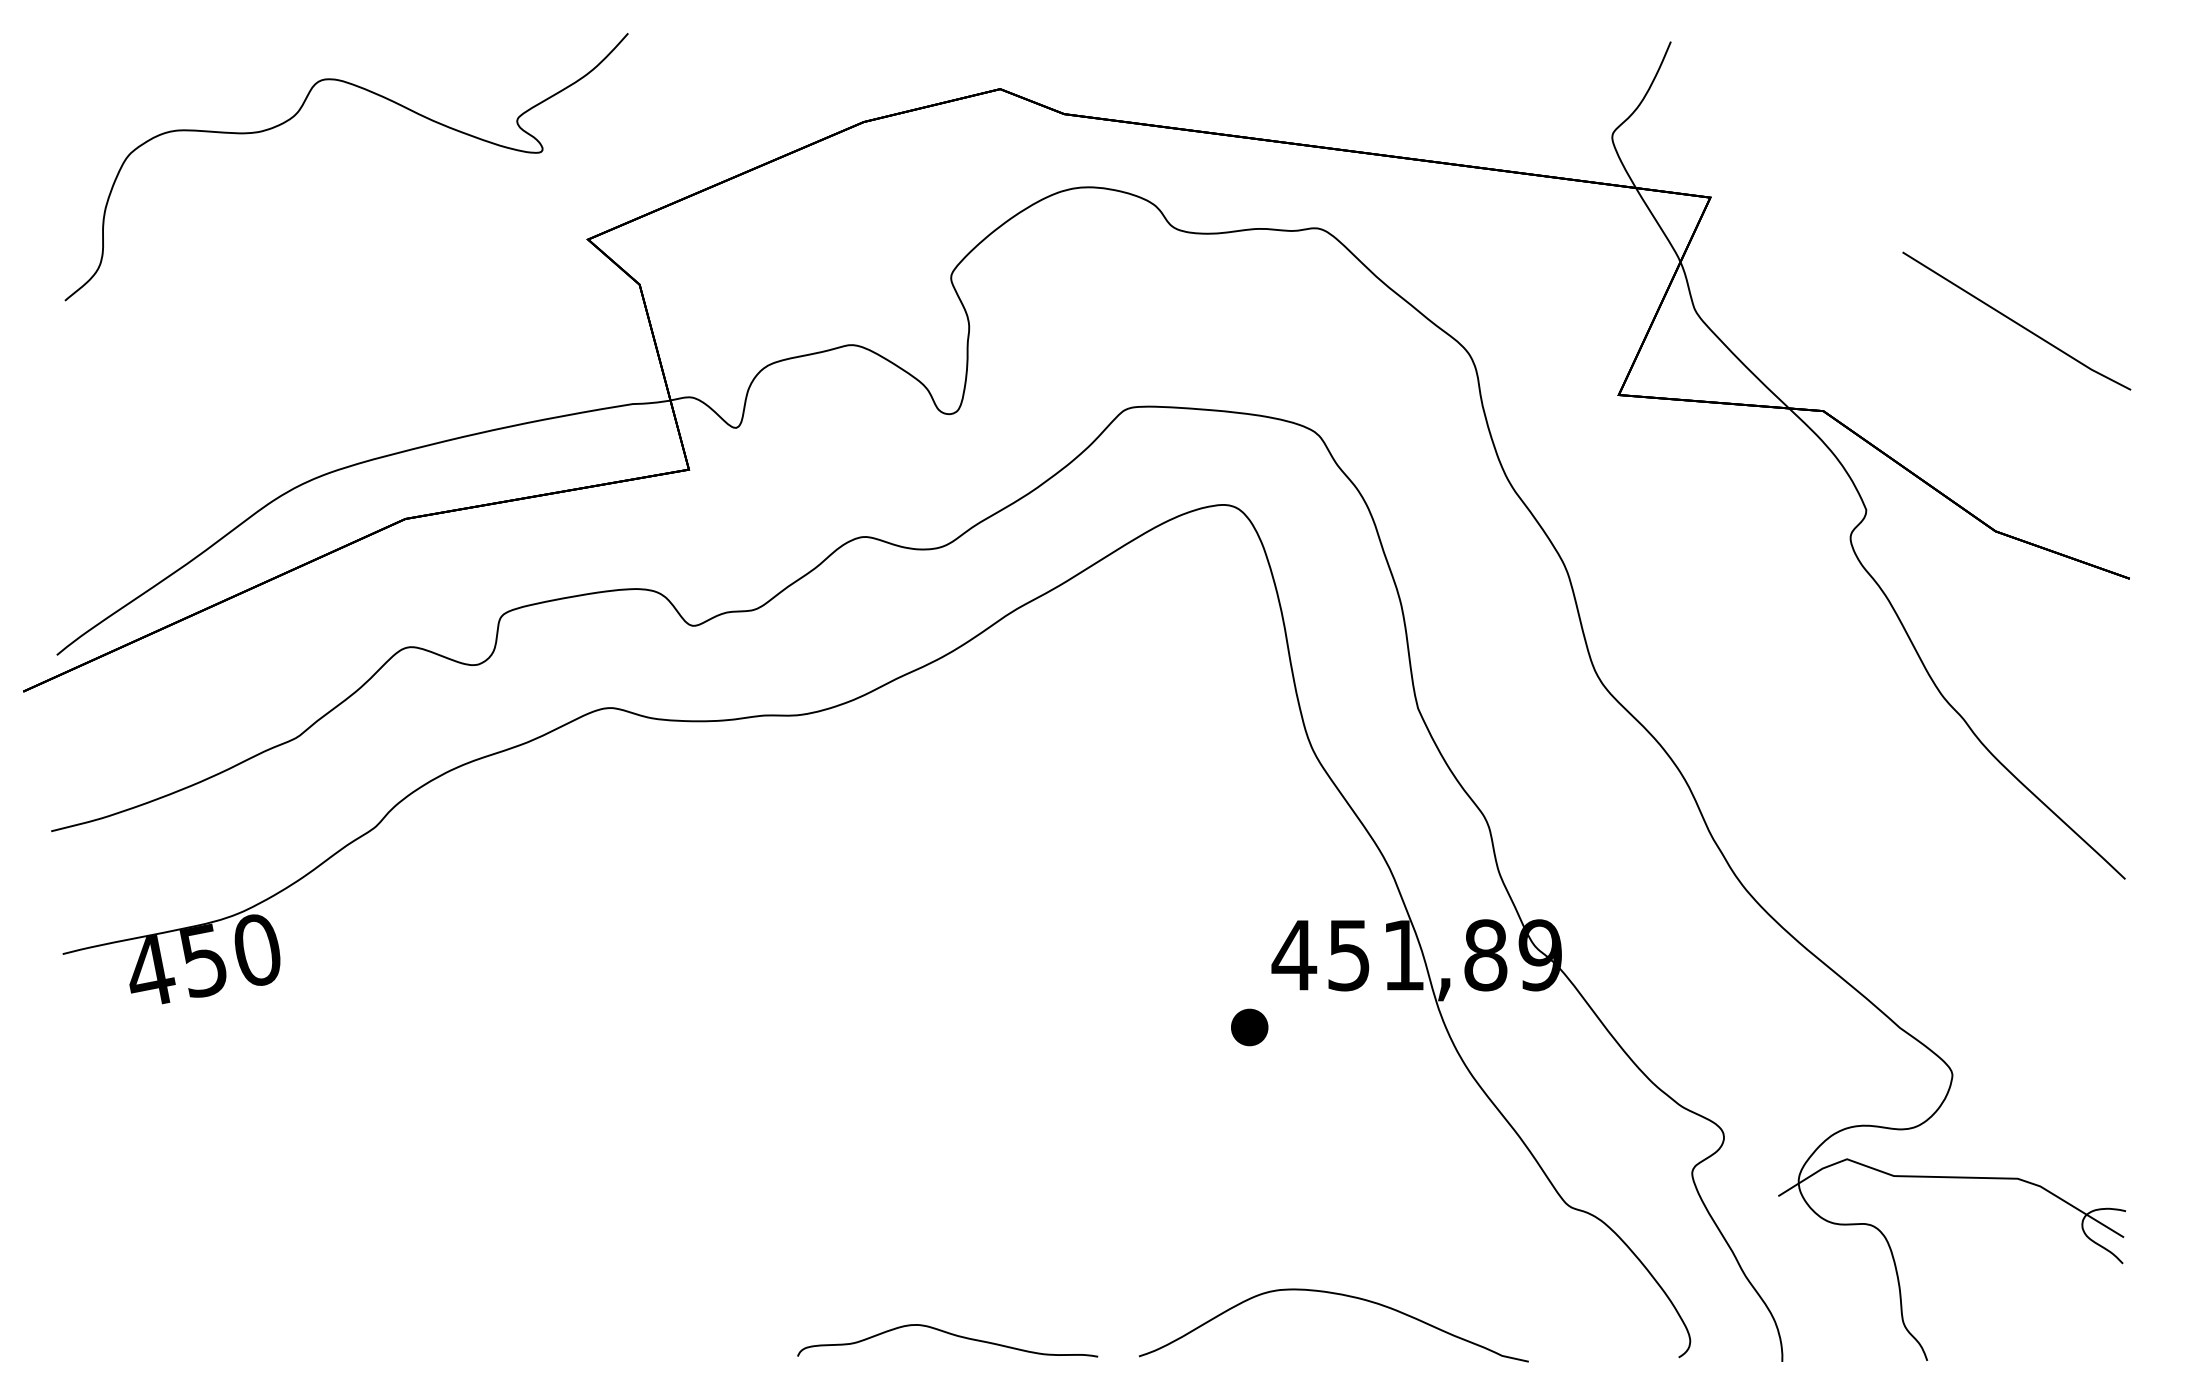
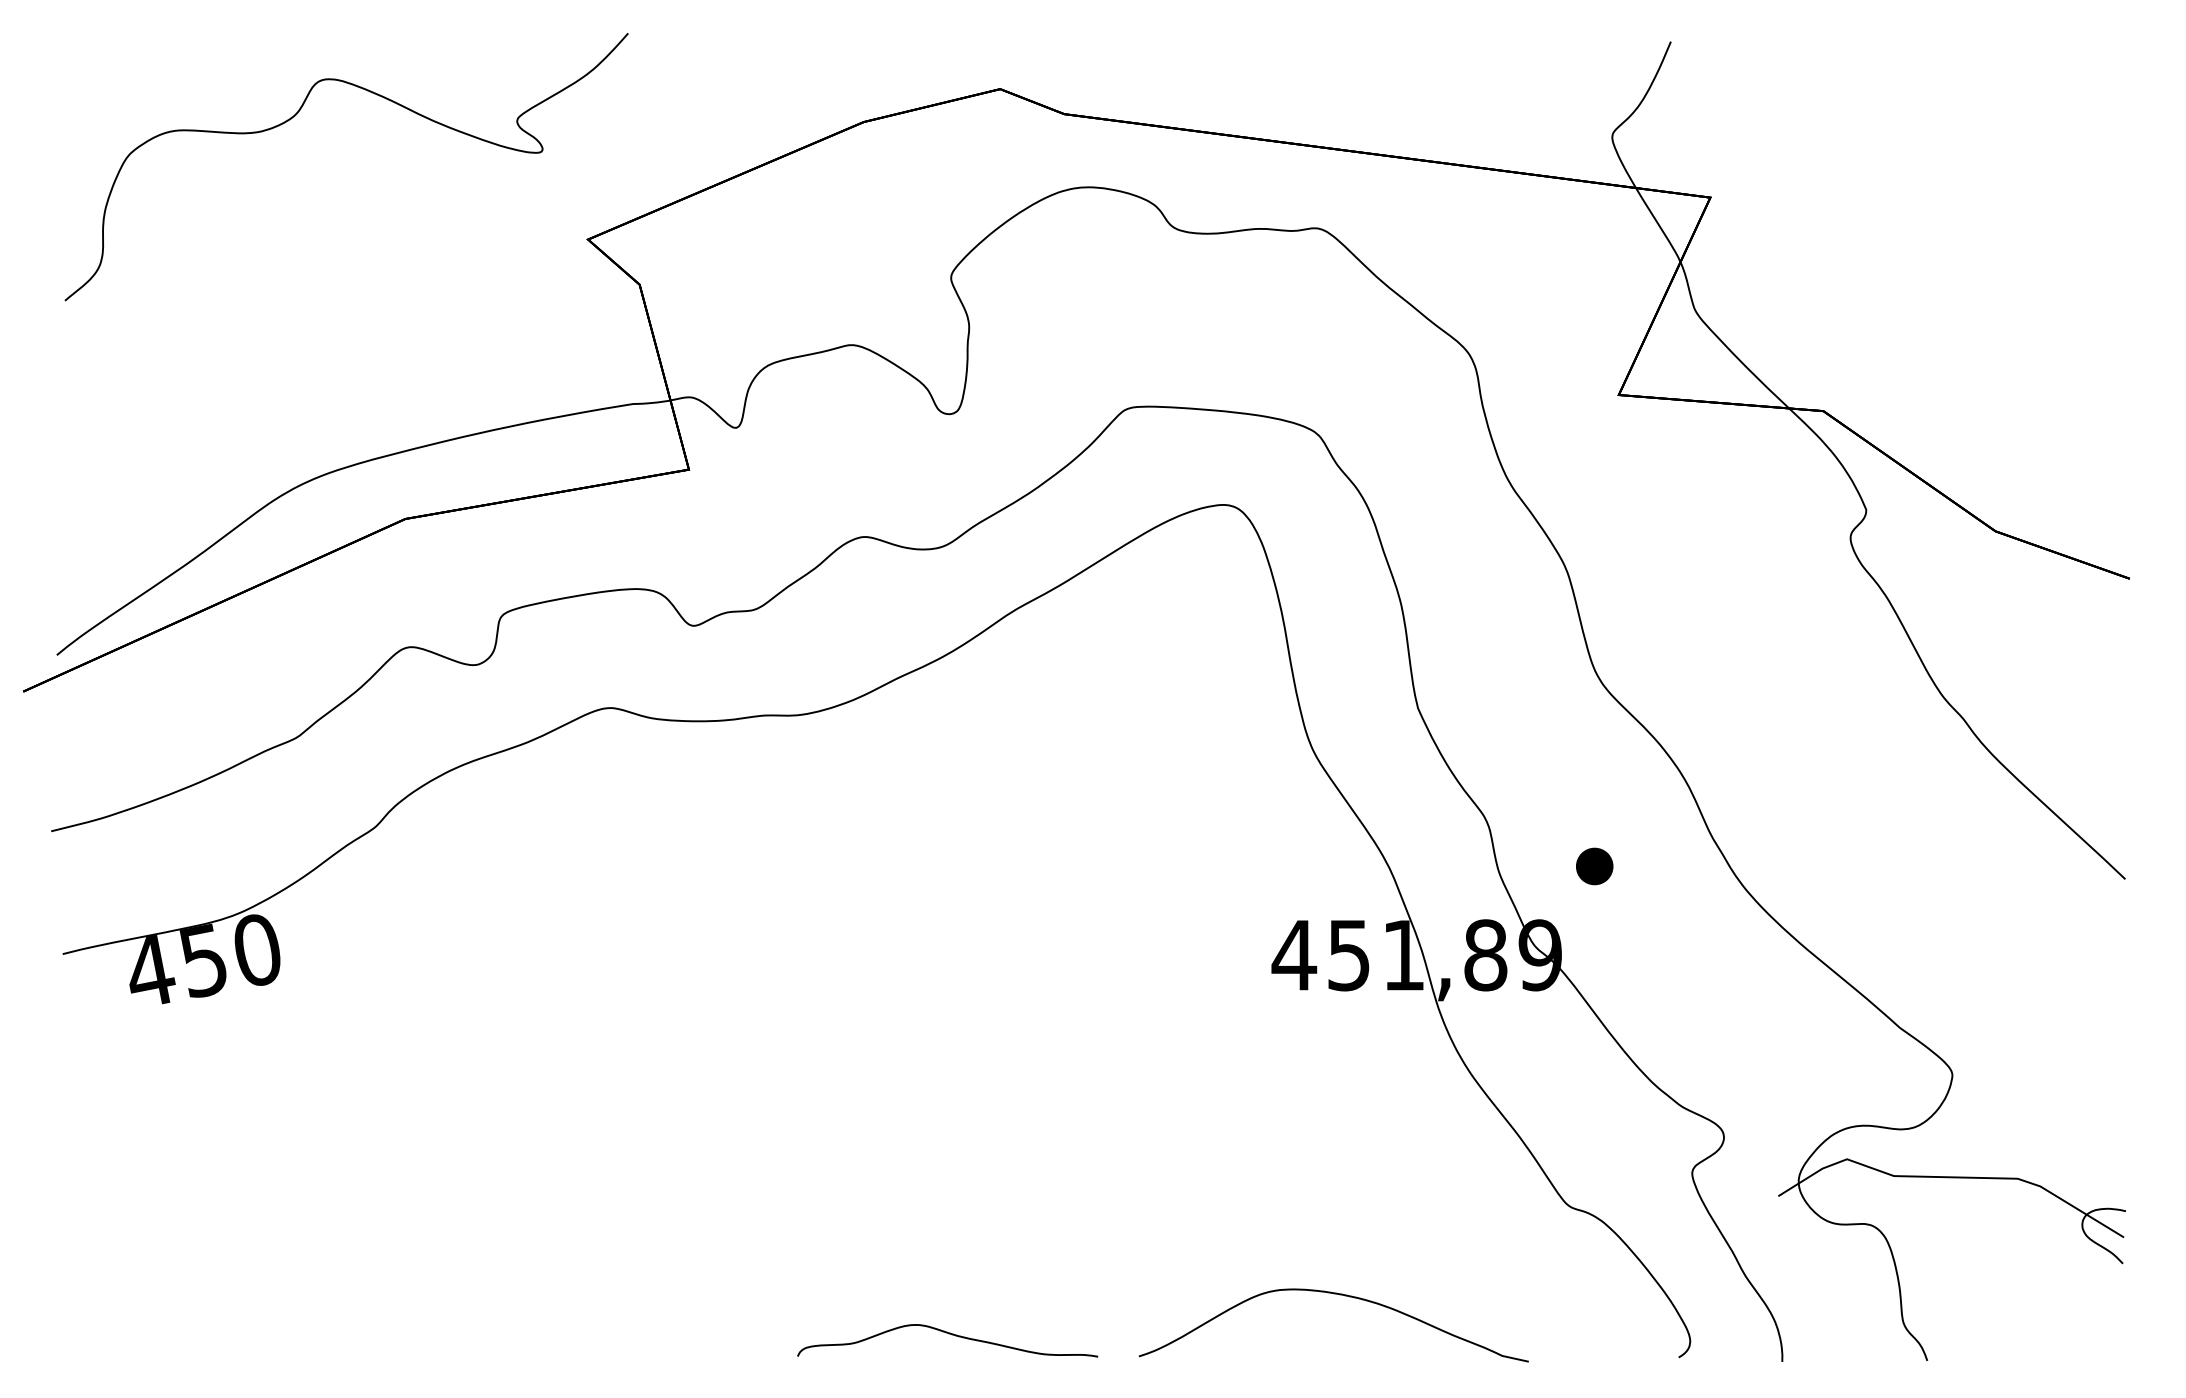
curve: present -> none (2016, 321)
part position: (1249, 1027) -> (1594, 866) (1594, 866)
